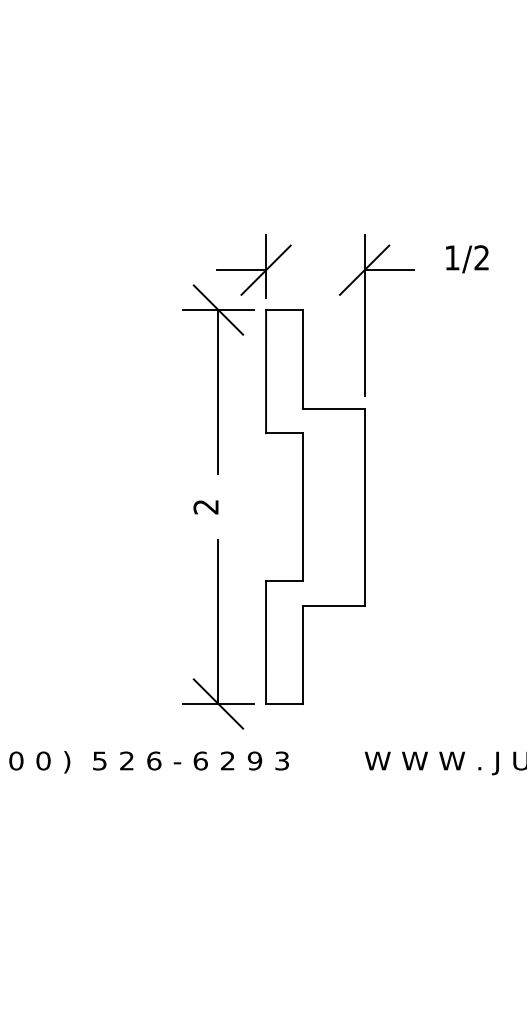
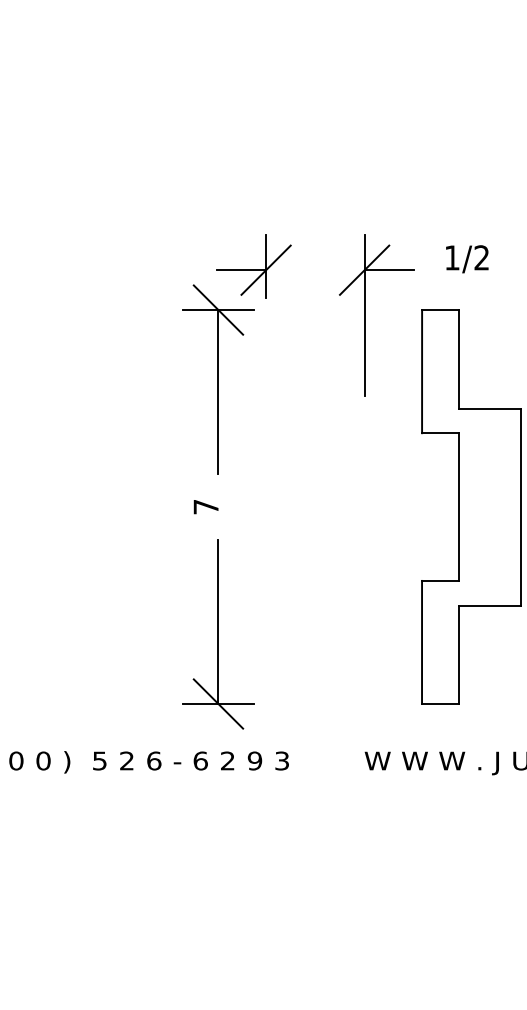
part position: (315, 506) -> (471, 506) (471, 506)
text: 2 -> 7 (205, 507)
